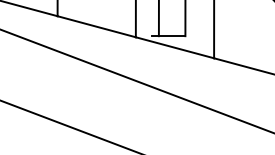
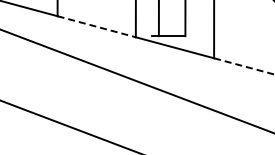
line: solid -> dashed (96, 26)
line: solid -> dashed (244, 66)
